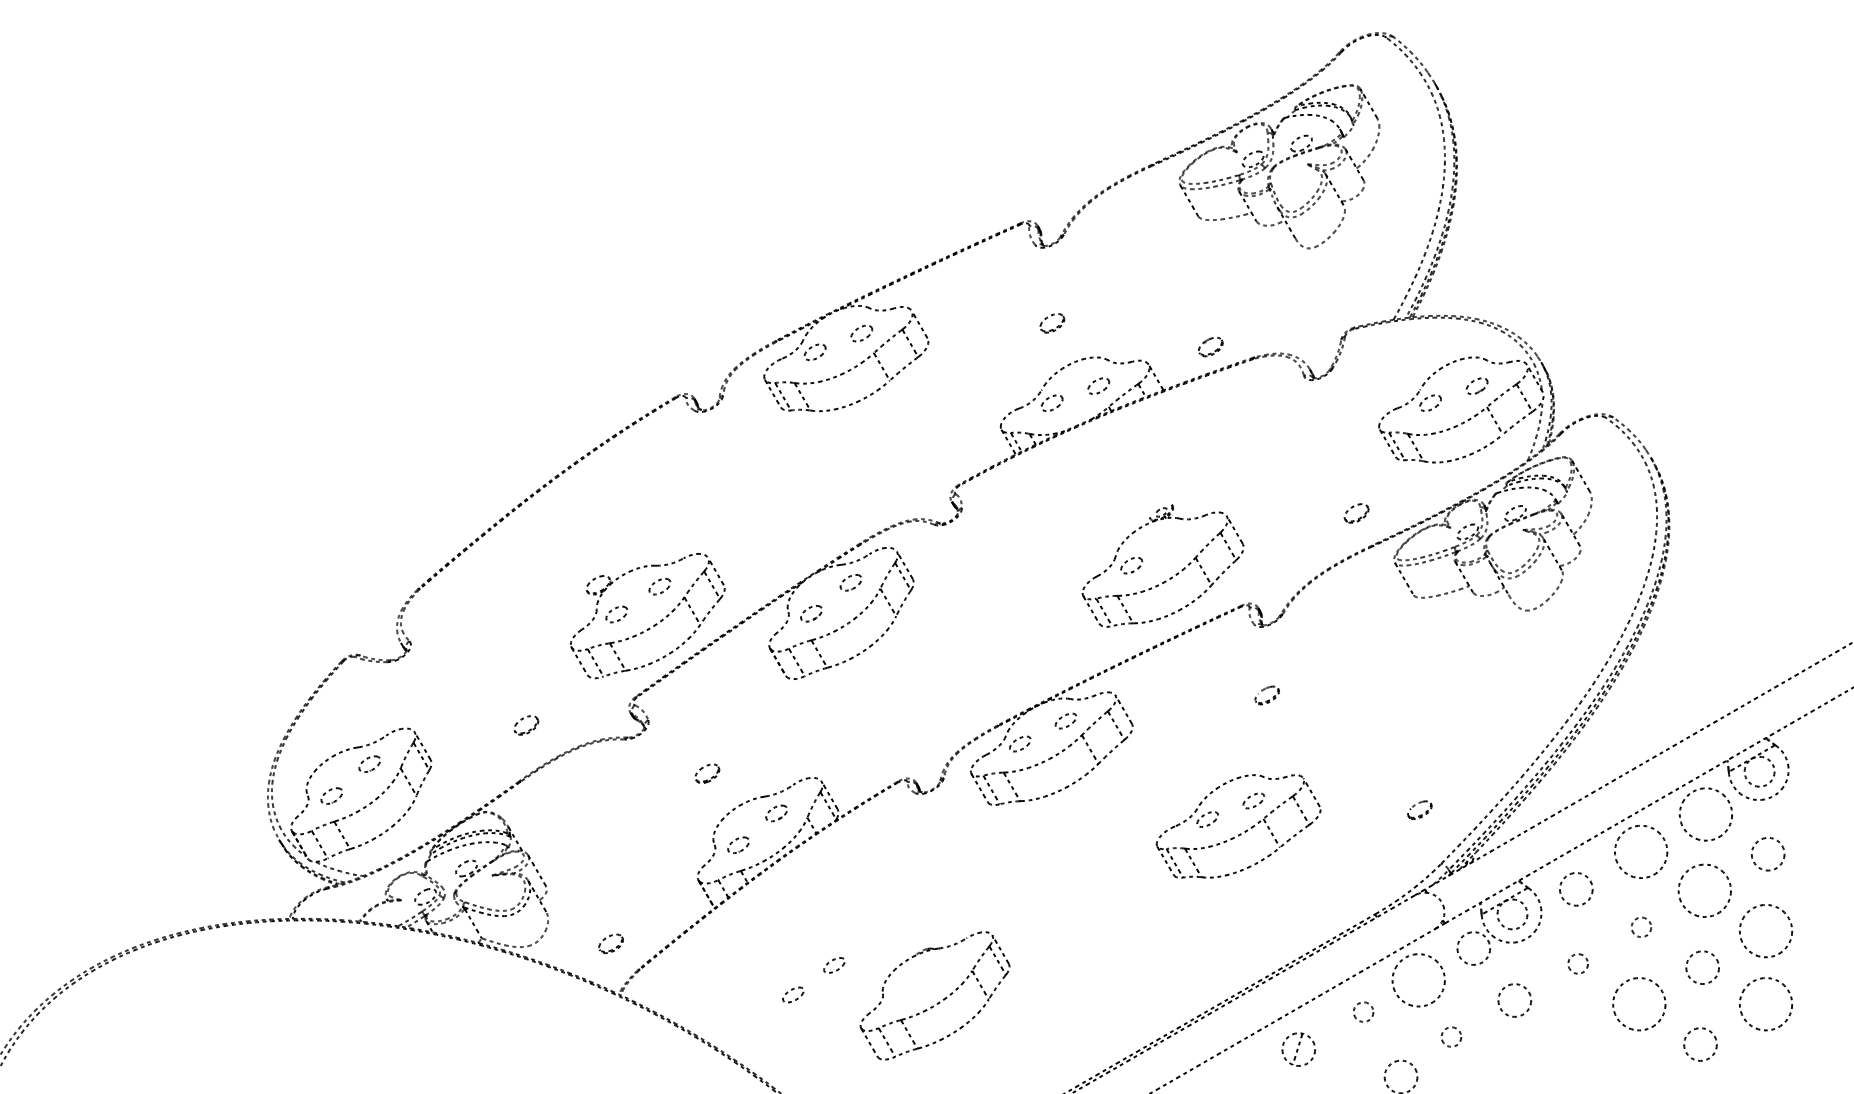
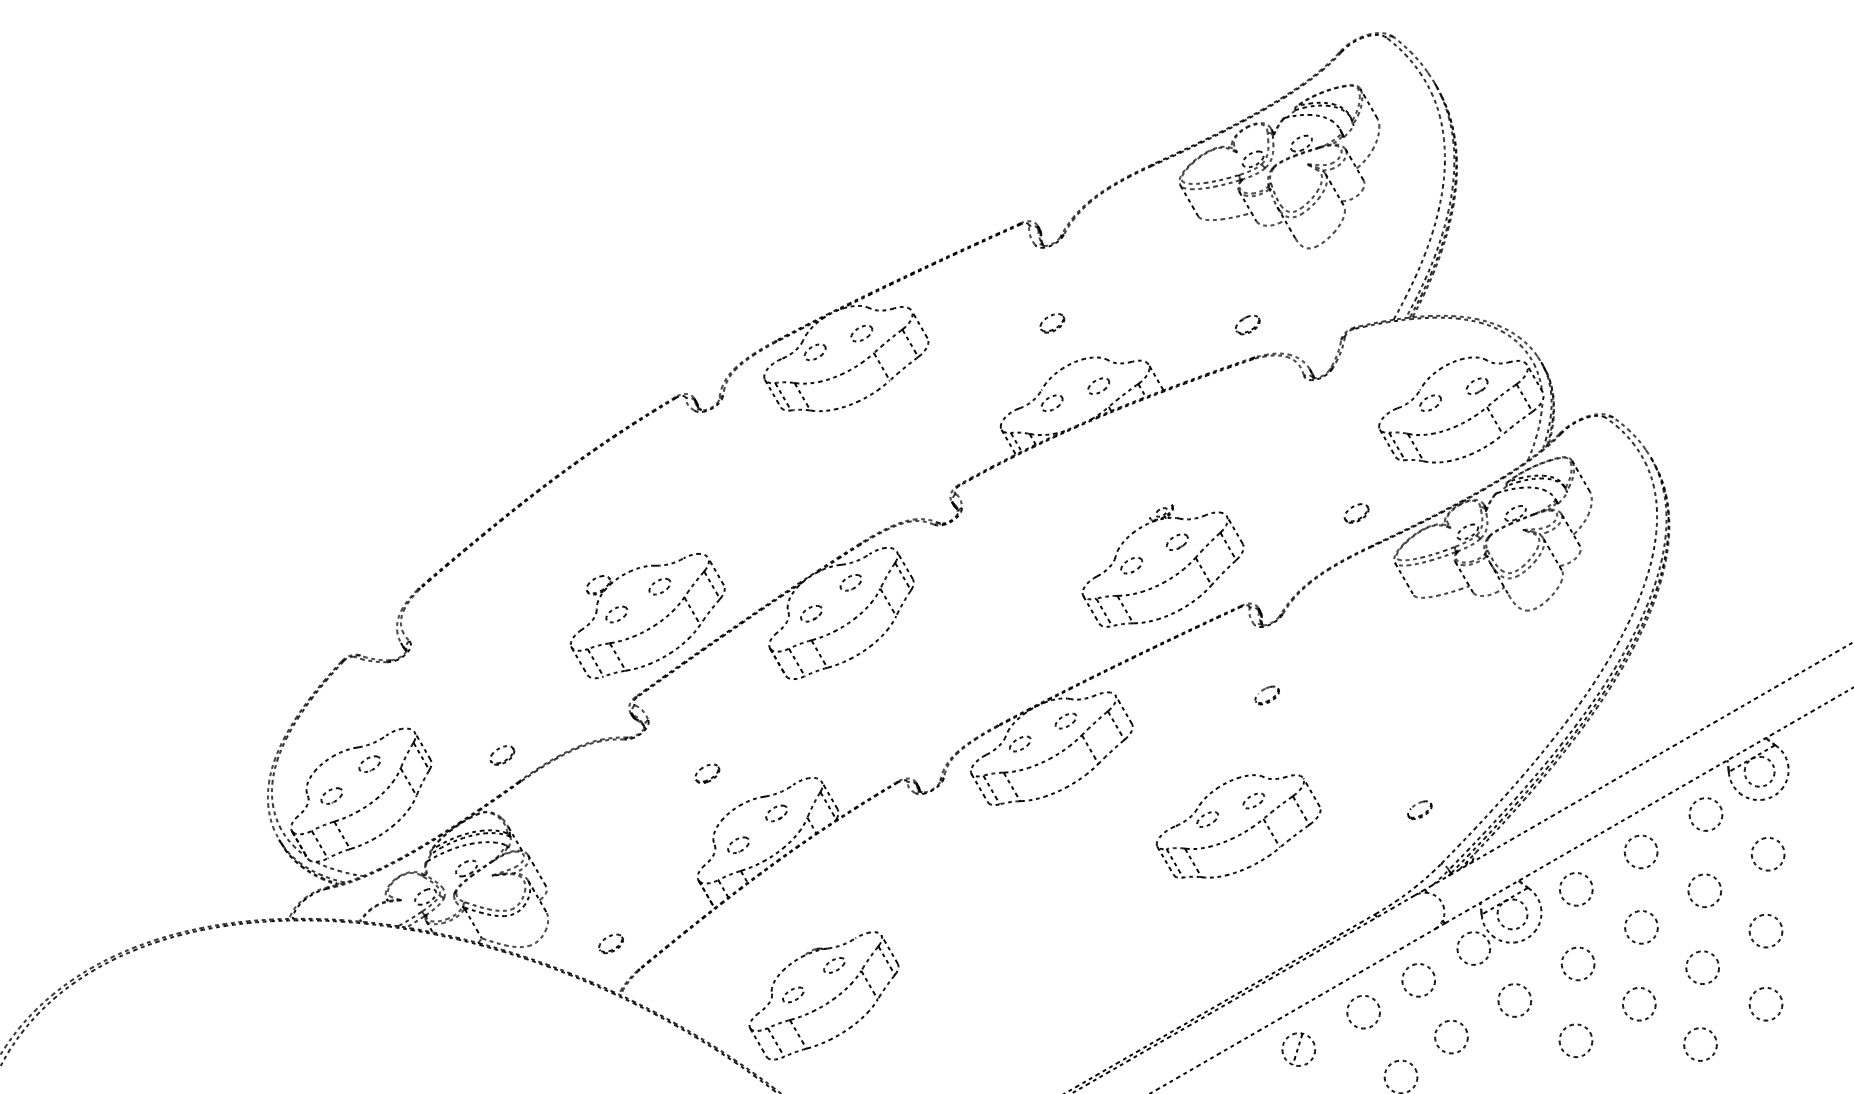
part position: (1210, 346) -> (1247, 324) (1247, 324)
part: none -> present (1176, 541)
part position: (526, 725) -> (502, 755) (502, 755)
circle diameter: 52 px -> 33 px (1705, 814)
circle diameter: 52 px -> 33 px (1640, 851)
circle diameter: 52 px -> 33 px (1704, 890)
circle diameter: 20 px -> 33 px (1641, 927)
circle diameter: 52 px -> 33 px (1765, 930)
circle diameter: 20 px -> 33 px (1577, 963)
circle diameter: 52 px -> 33 px (1418, 979)
part position: (937, 1002) -> (826, 1002) (826, 1002)
circle diameter: 52 px -> 33 px (1638, 1003)
circle diameter: 52 px -> 33 px (1765, 1003)
circle diameter: 20 px -> 33 px (1363, 1011)
circle diameter: 20 px -> 33 px (1451, 1036)
circle: none -> present (1575, 1040)
